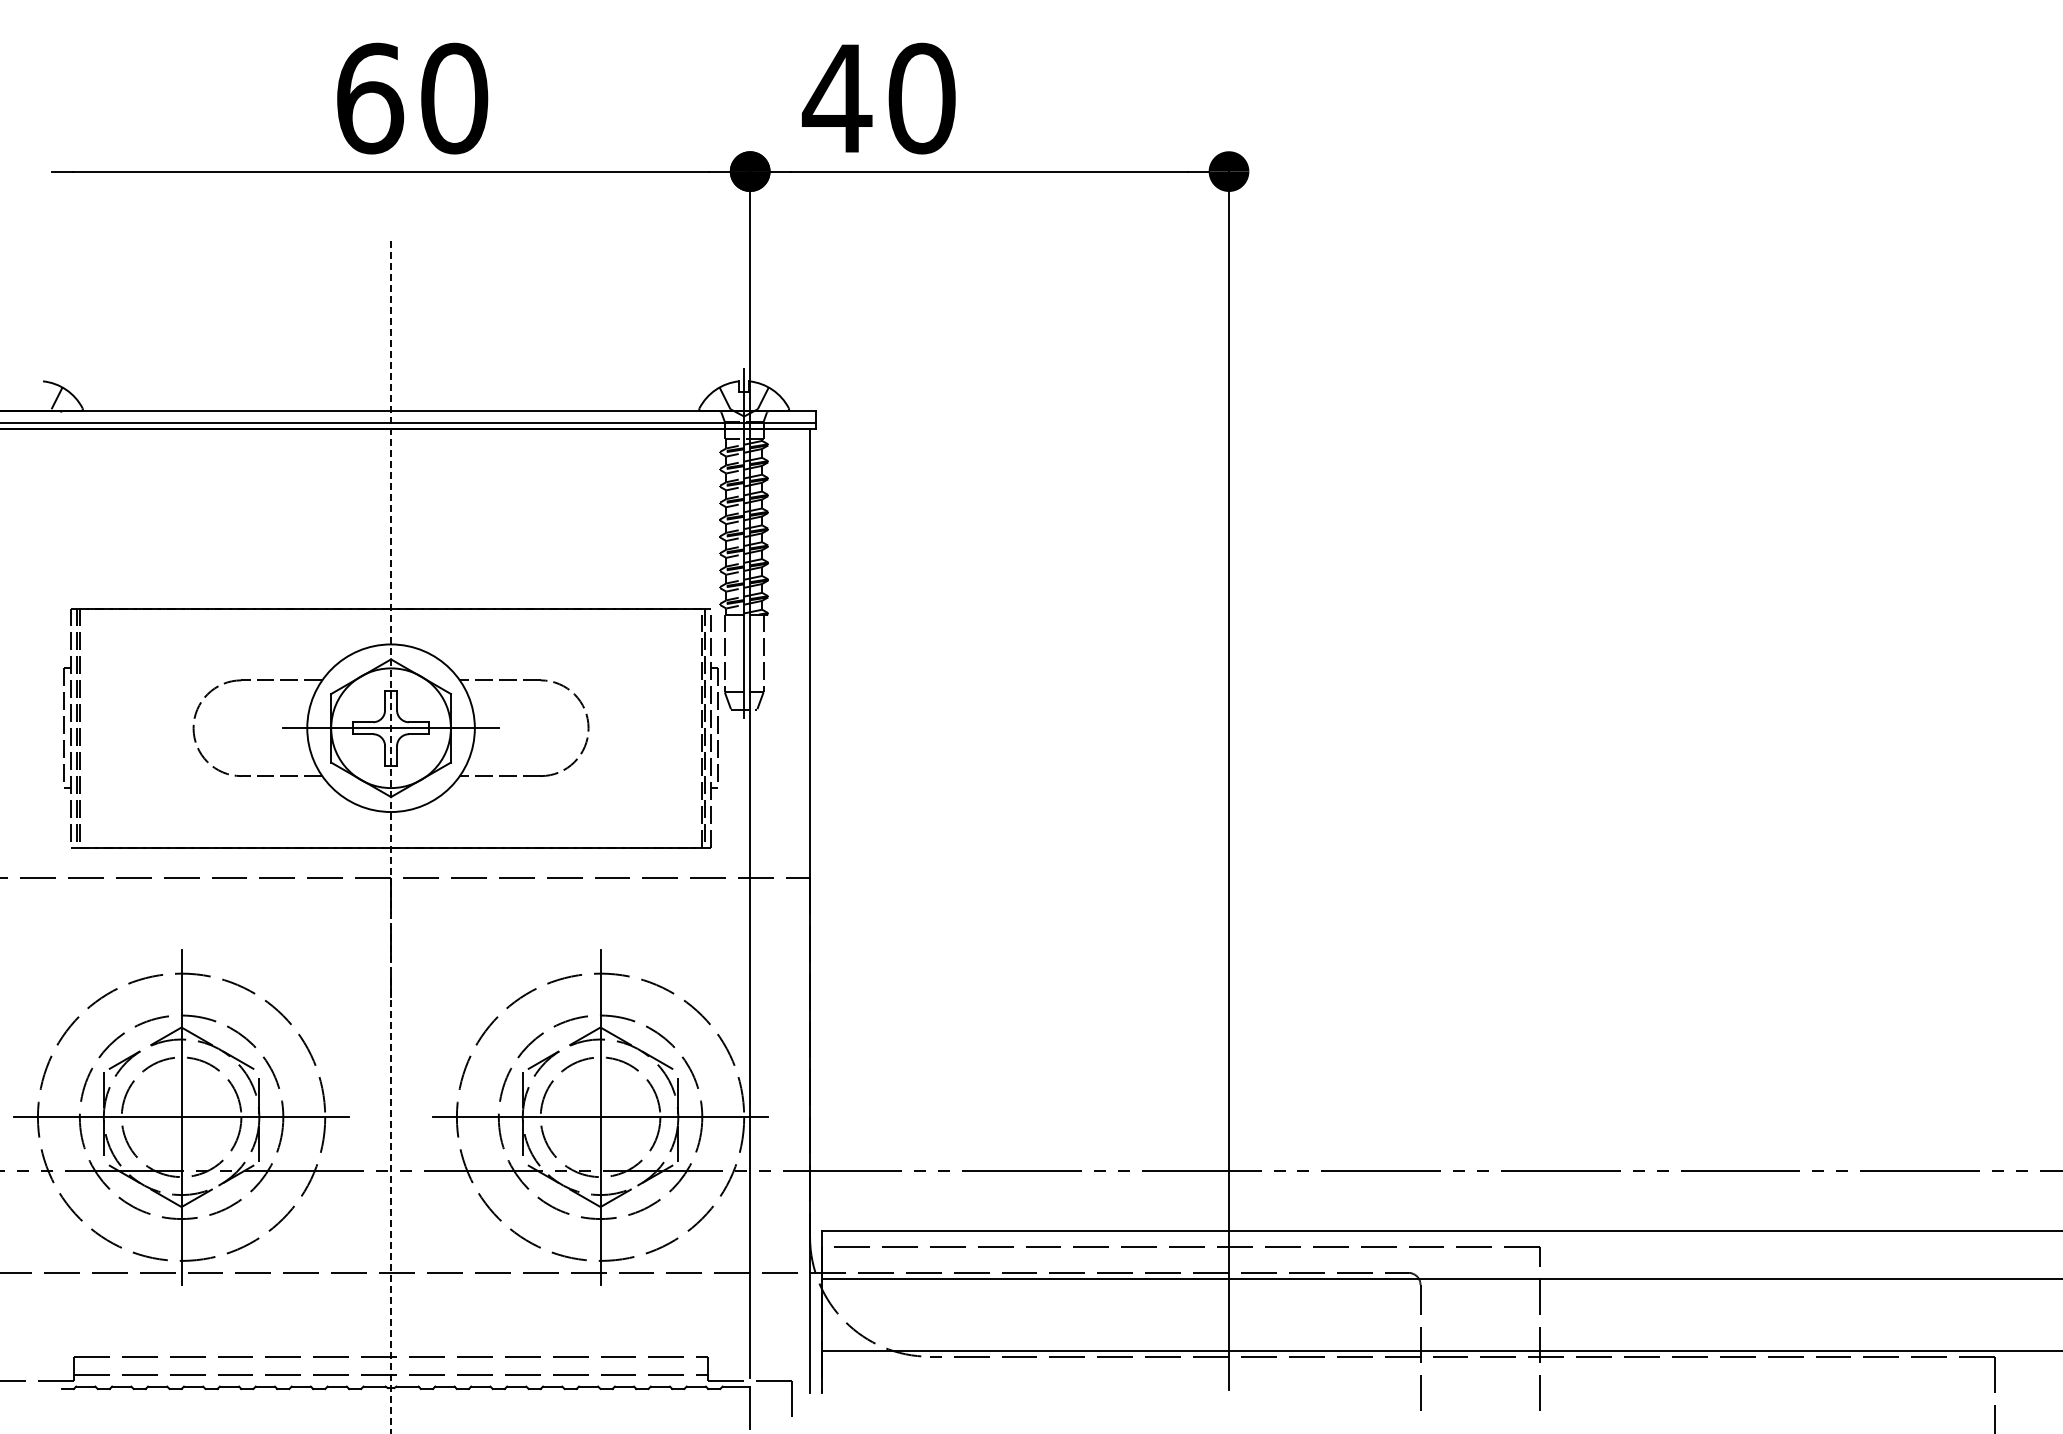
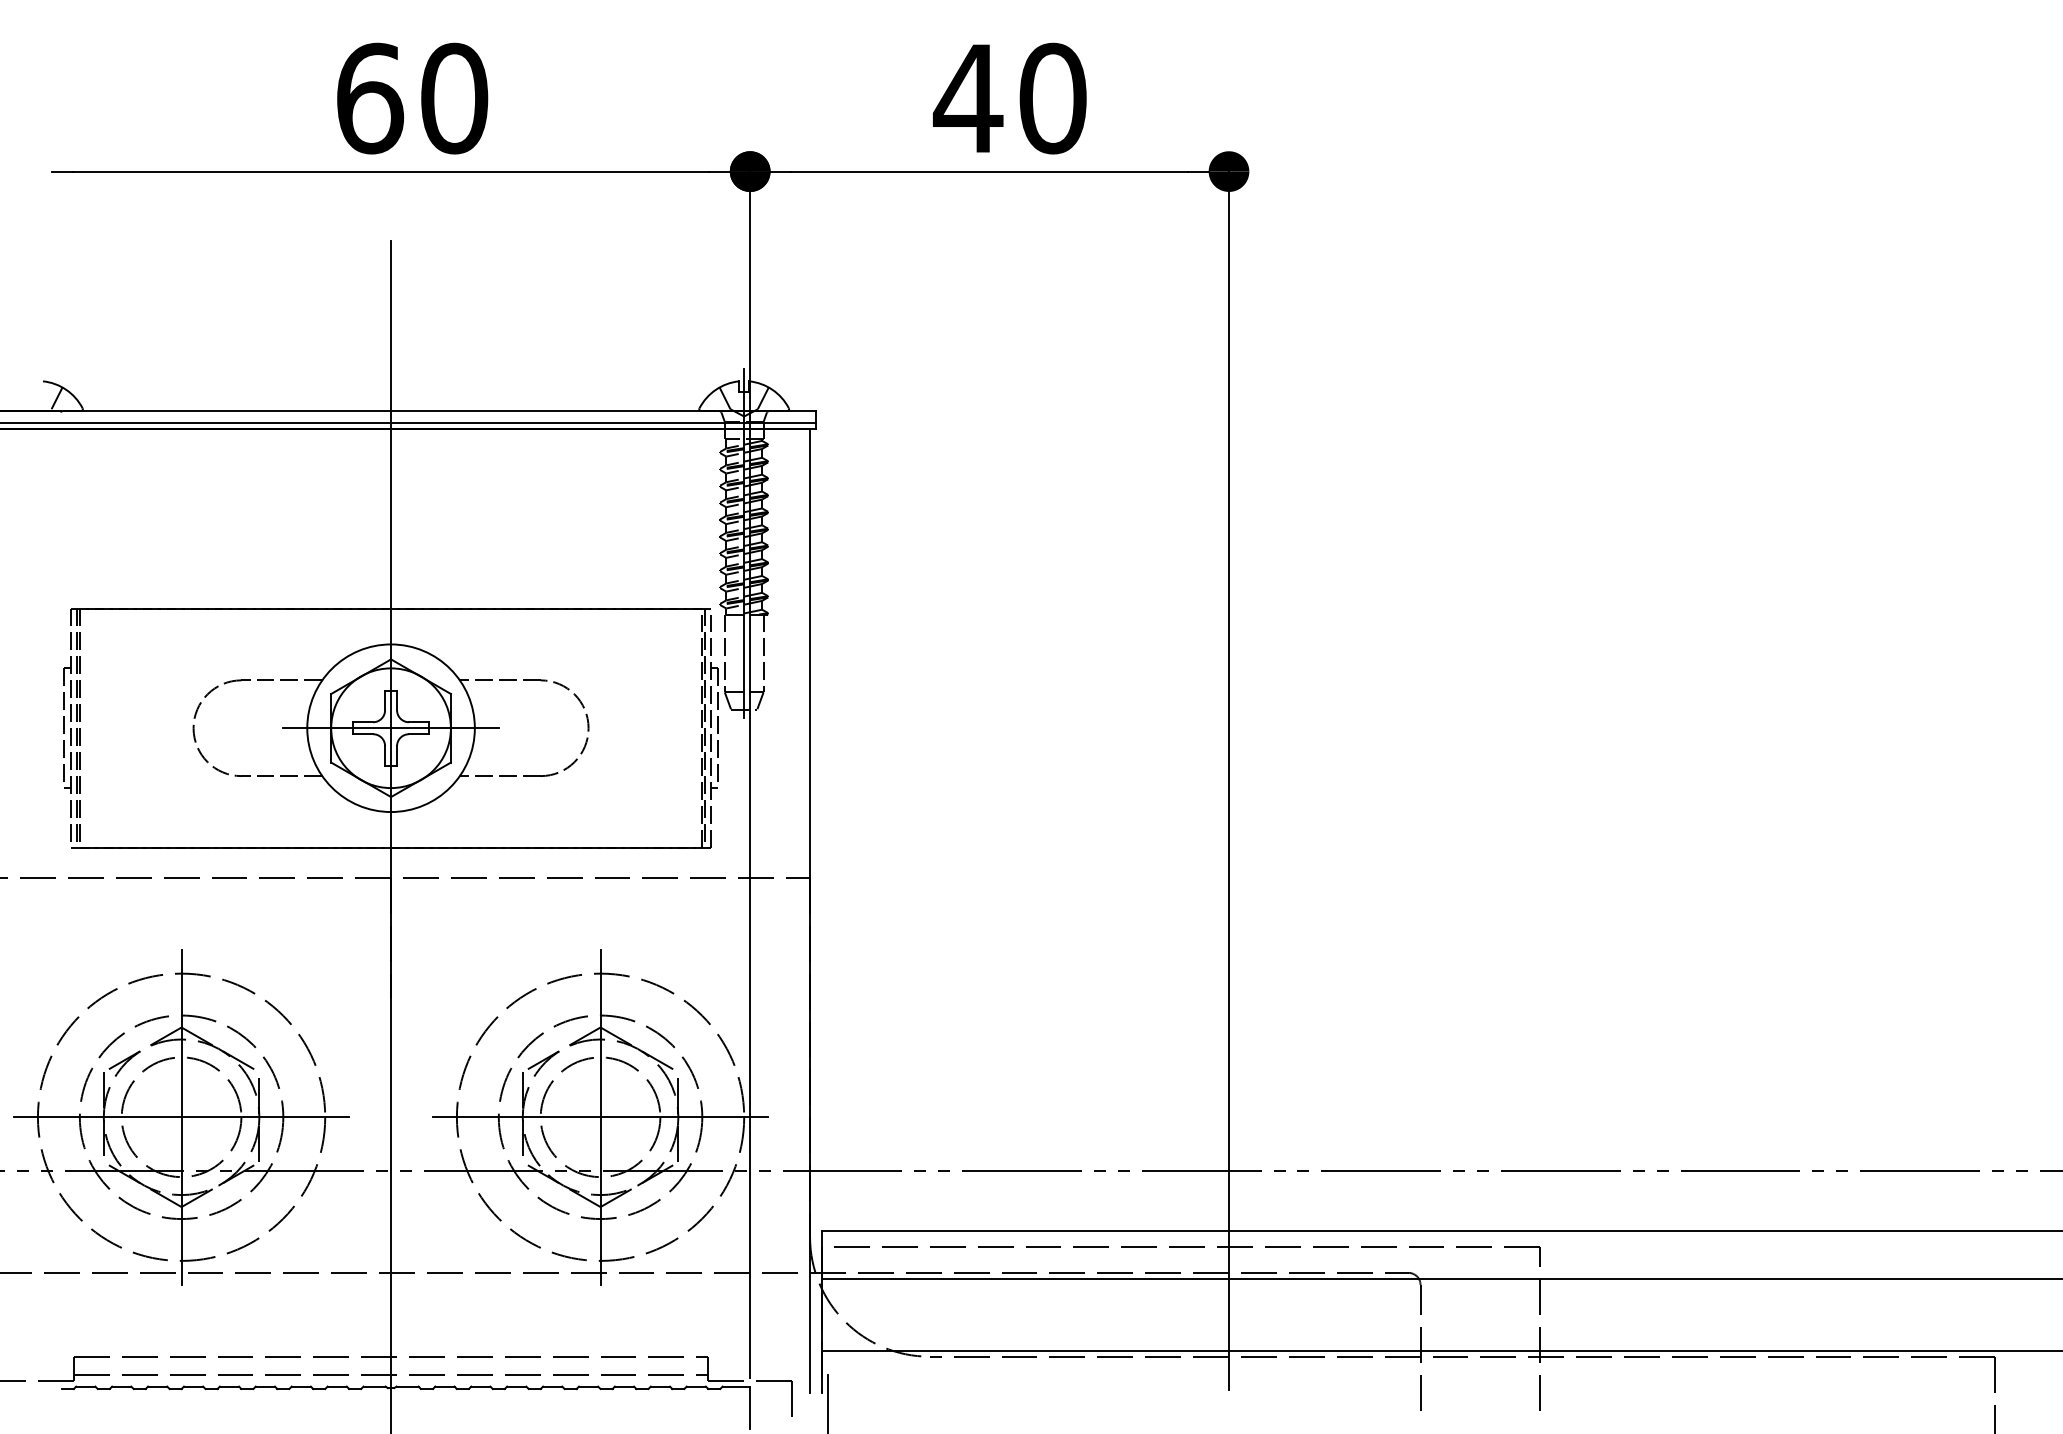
text position: (878, 98) -> (1009, 98) (1009, 98)
line: dashed -> solid (391, 837)
line: none -> present (828, 1402)
